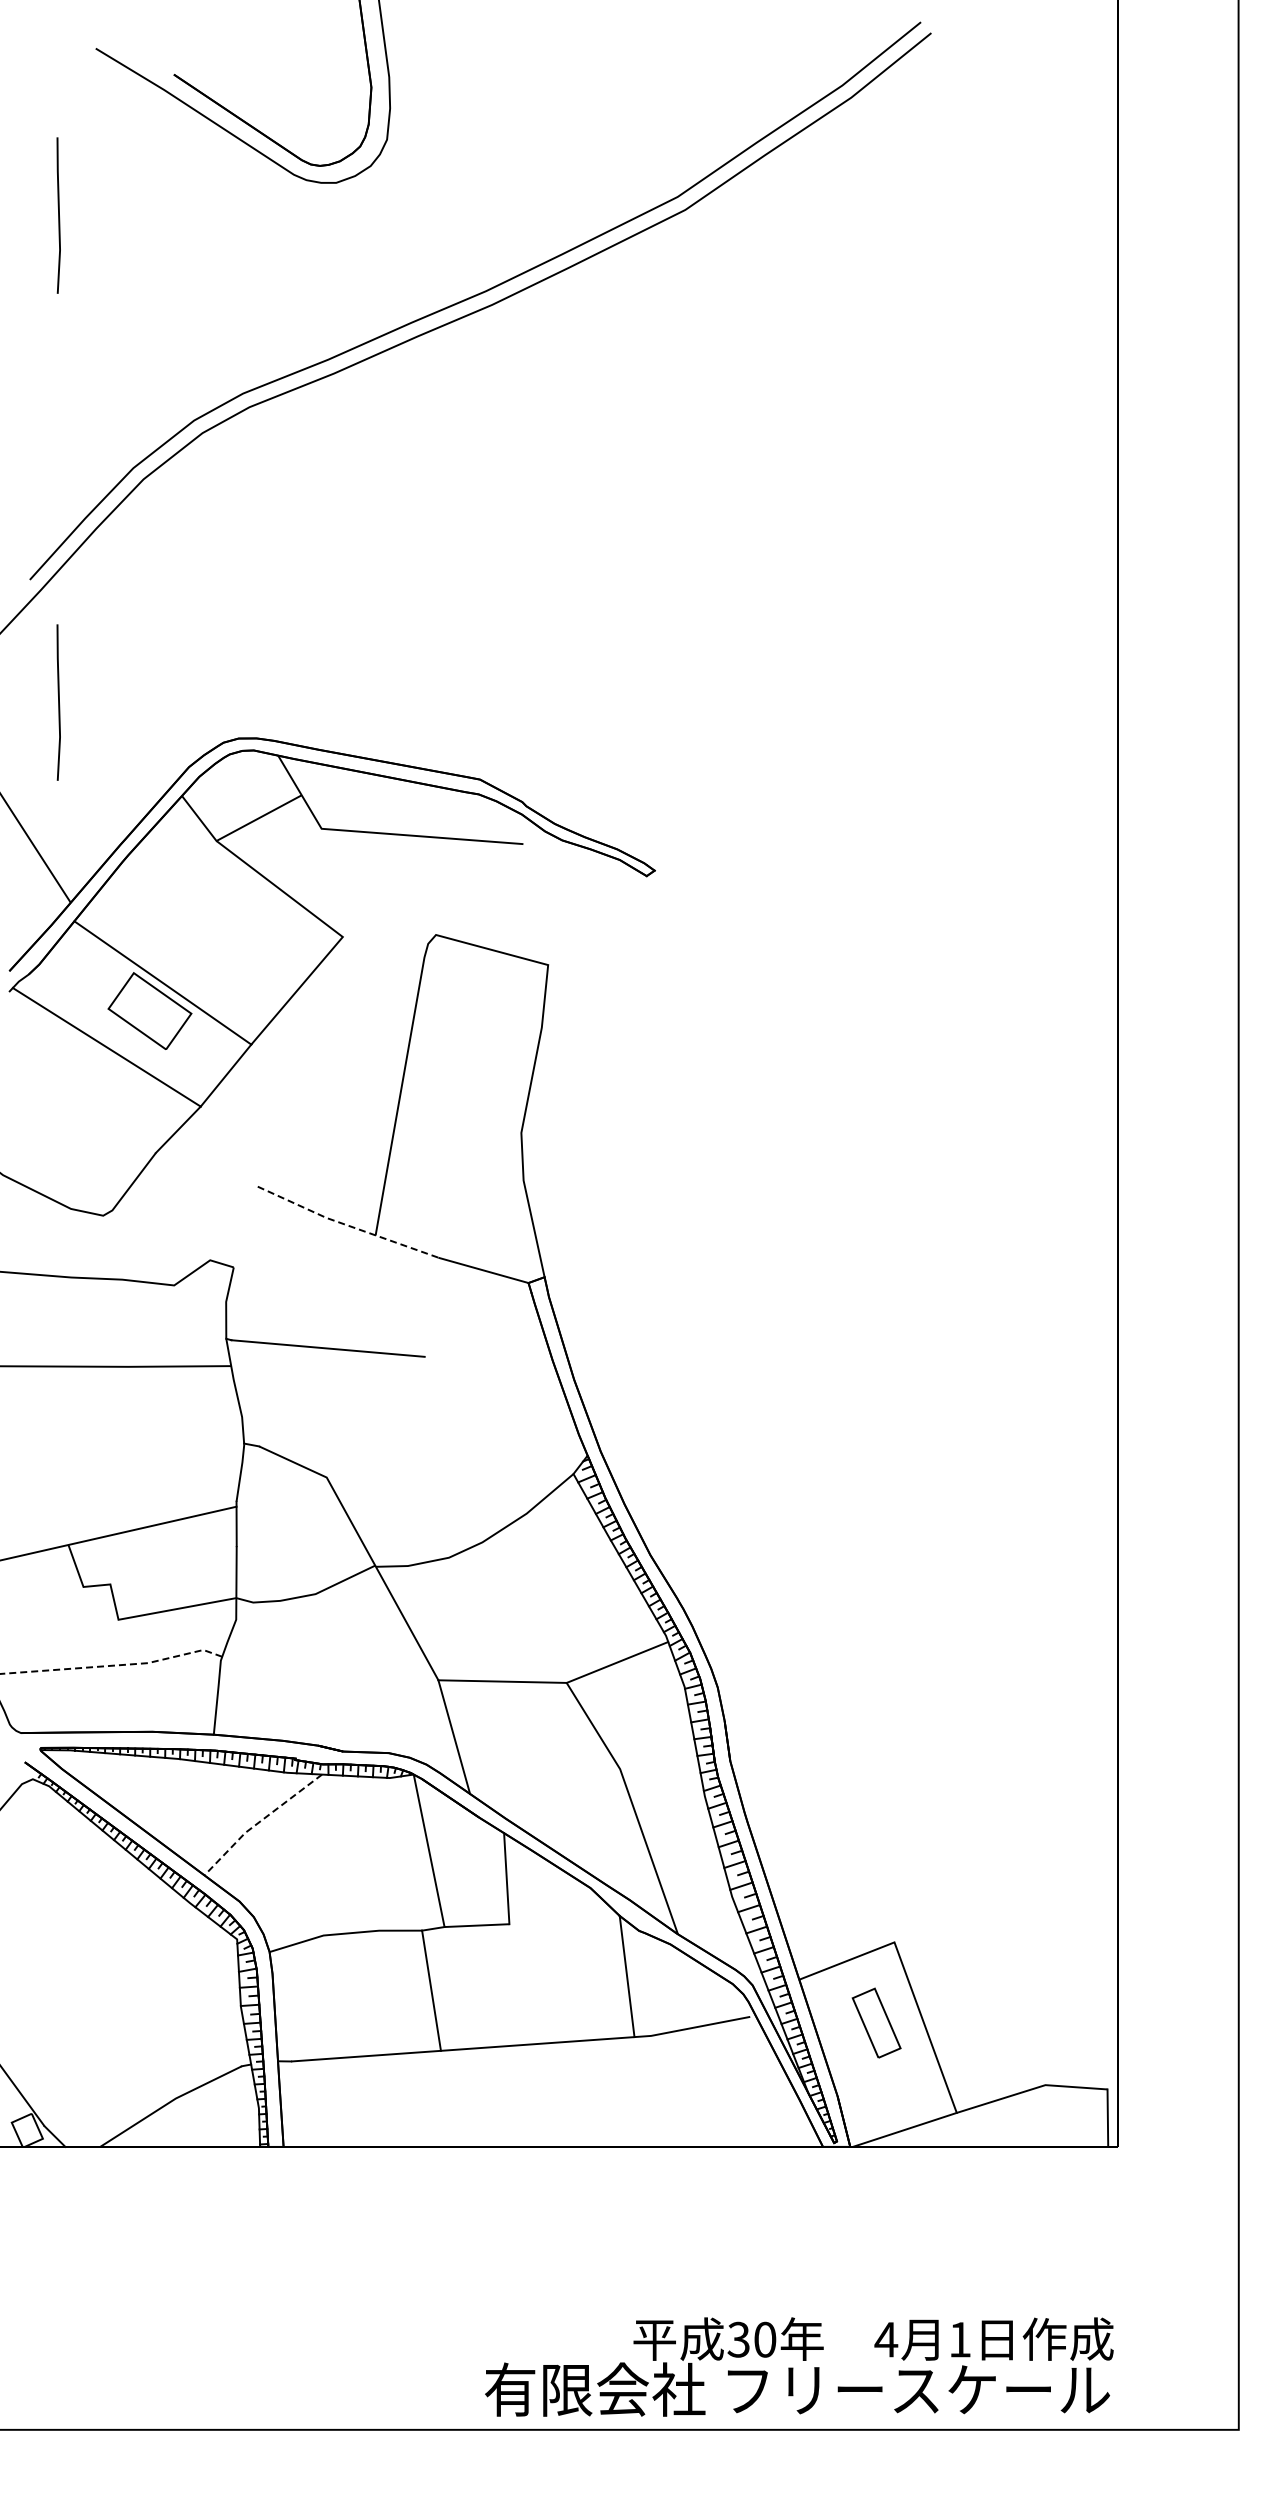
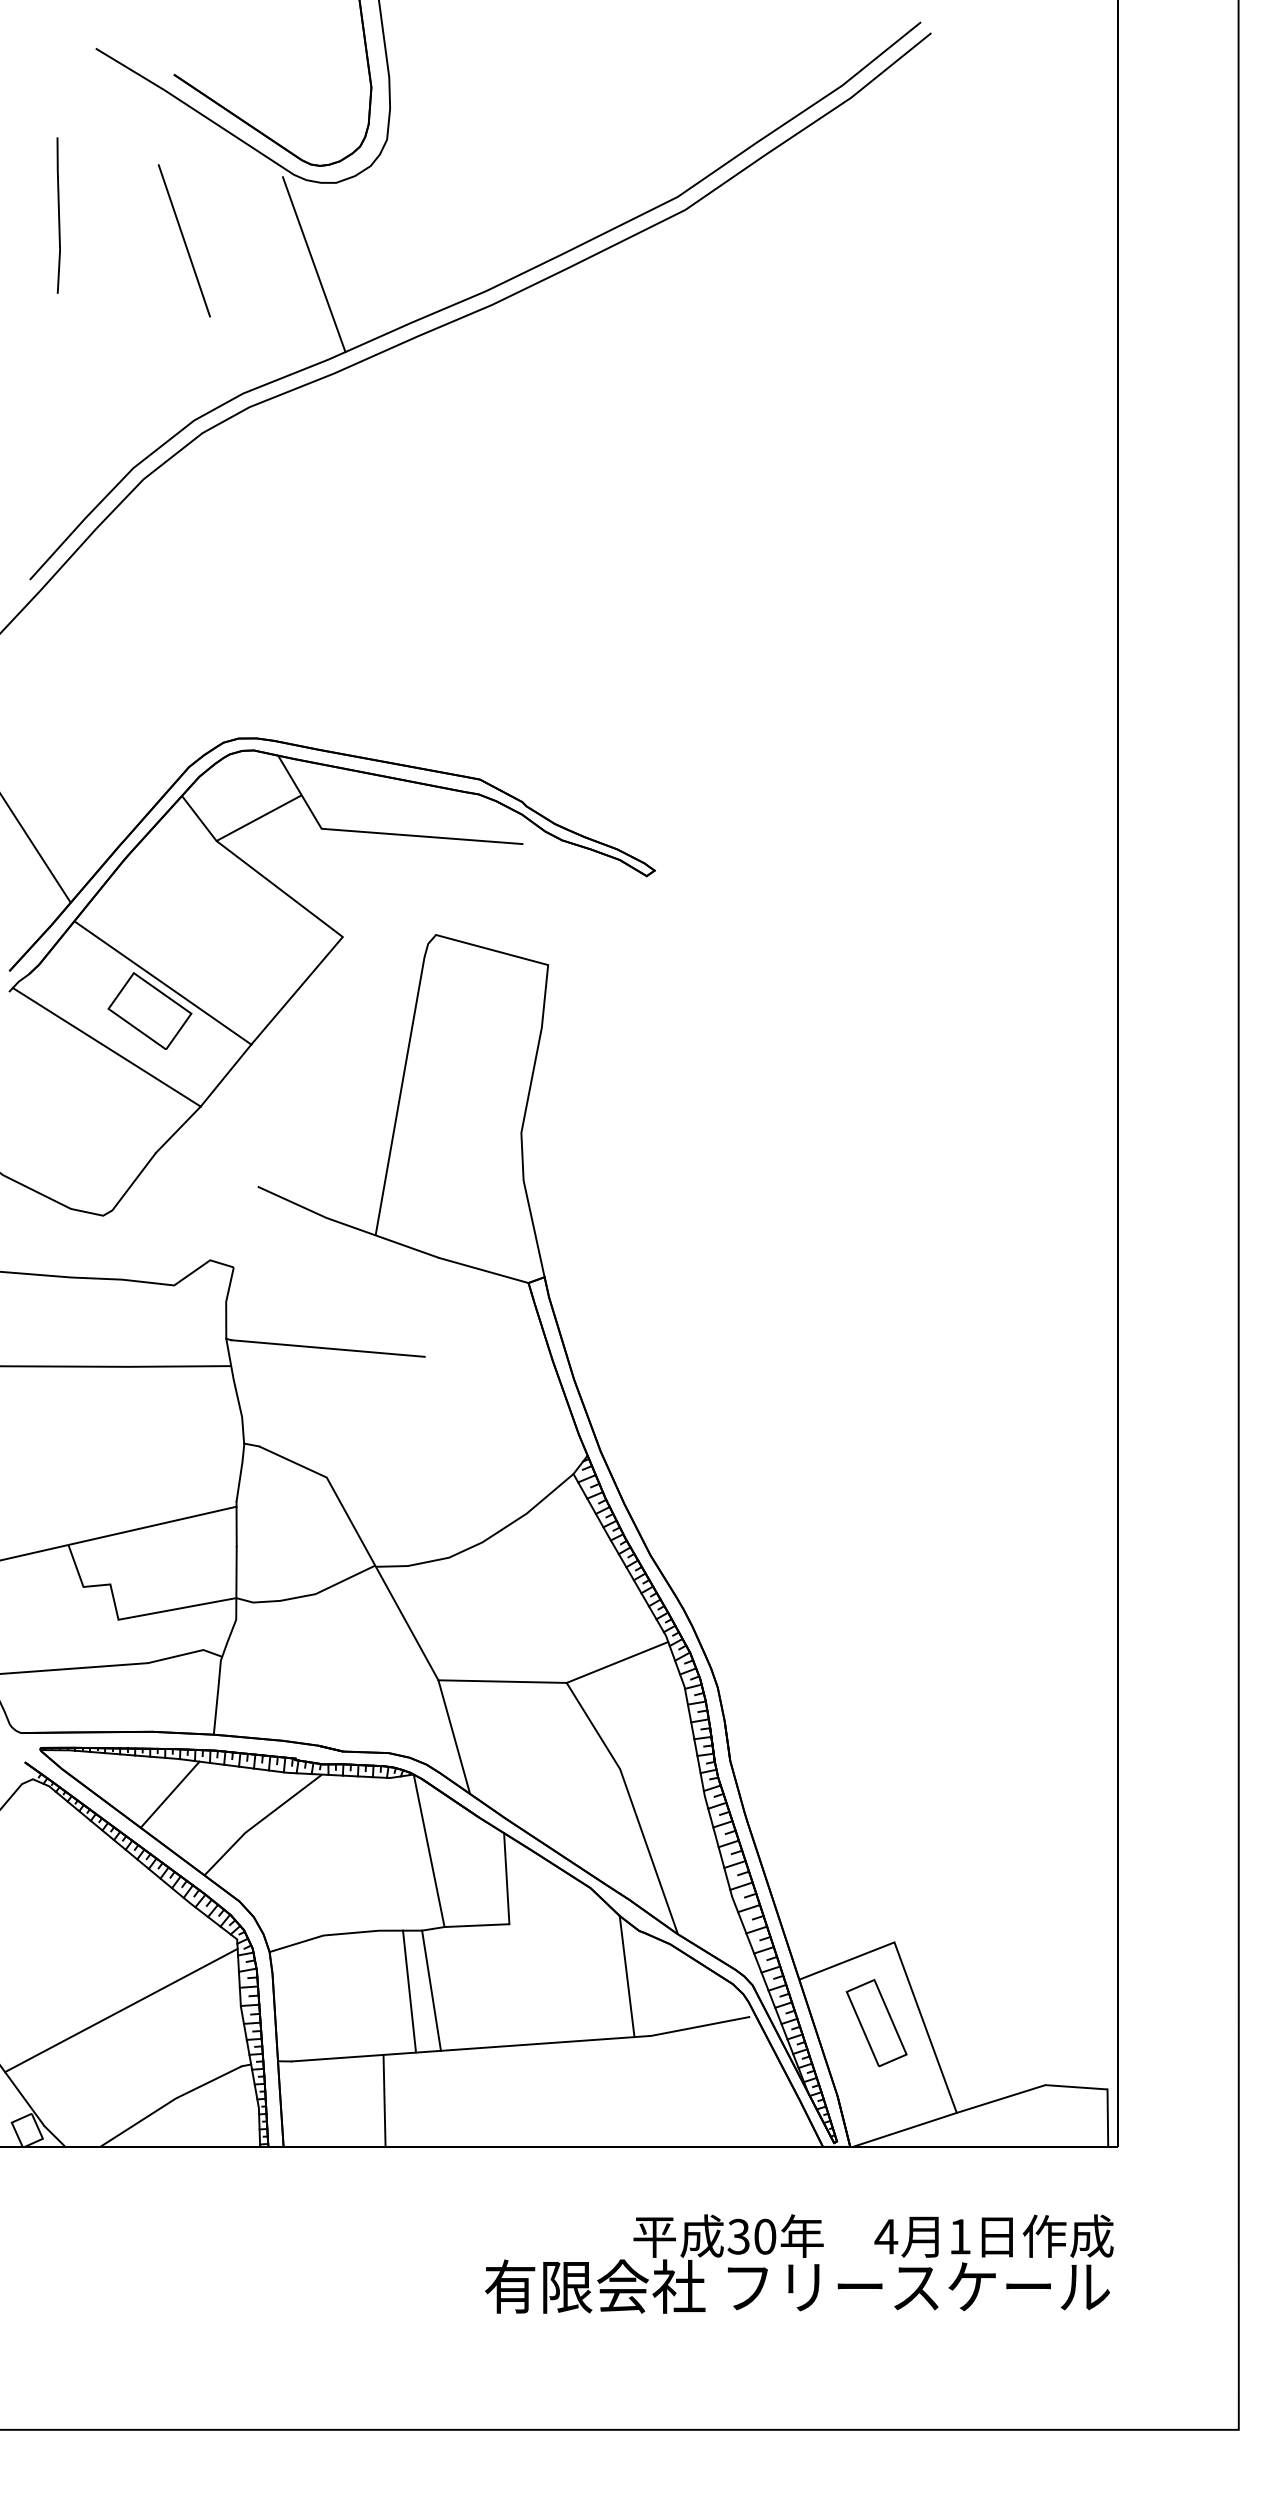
line: none -> present (183, 240)
line: none -> present (313, 264)
line: present -> none (58, 702)
line: dashed -> solid (347, 1225)
line: dashed -> solid (114, 1665)
line: none -> present (169, 1794)
line: dashed -> solid (259, 1822)
line: none -> present (409, 1991)
line: none -> present (121, 2010)
part size: 51x72 px -> 63x89 px (876, 2023)
line: none -> present (384, 2100)
text position: (799, 2366) -> (799, 2263) (799, 2263)
